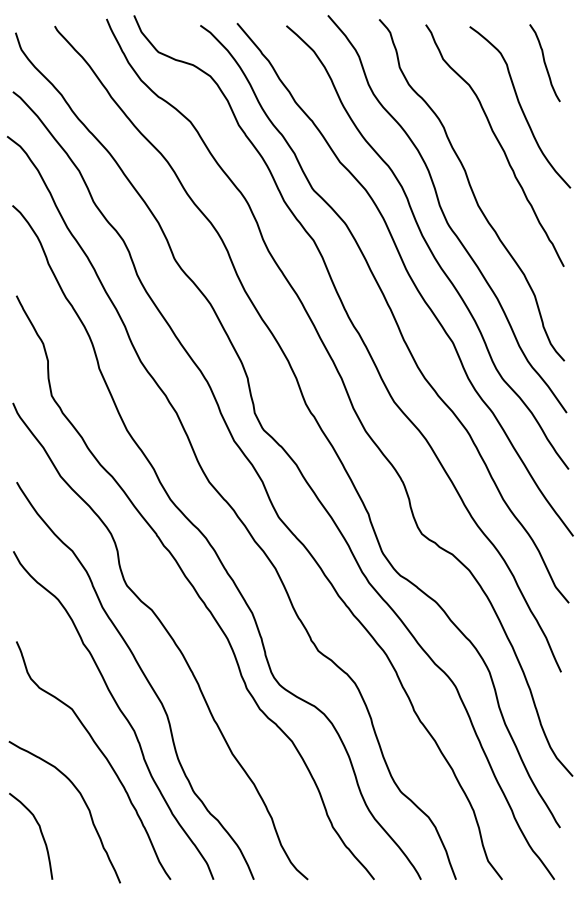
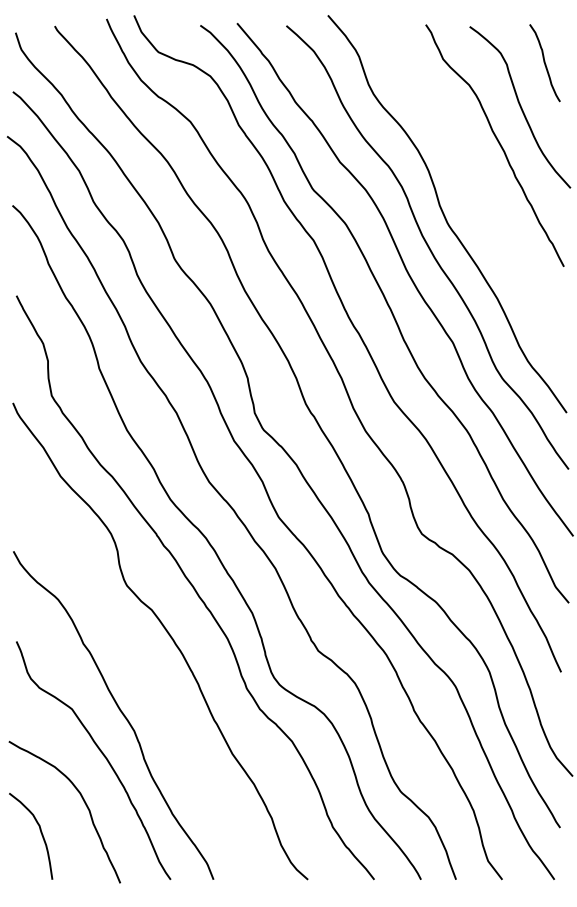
curve: present -> none (471, 190)
curve: present -> none (143, 675)
